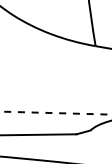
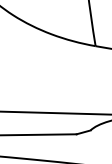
line: dashed -> solid (56, 113)
